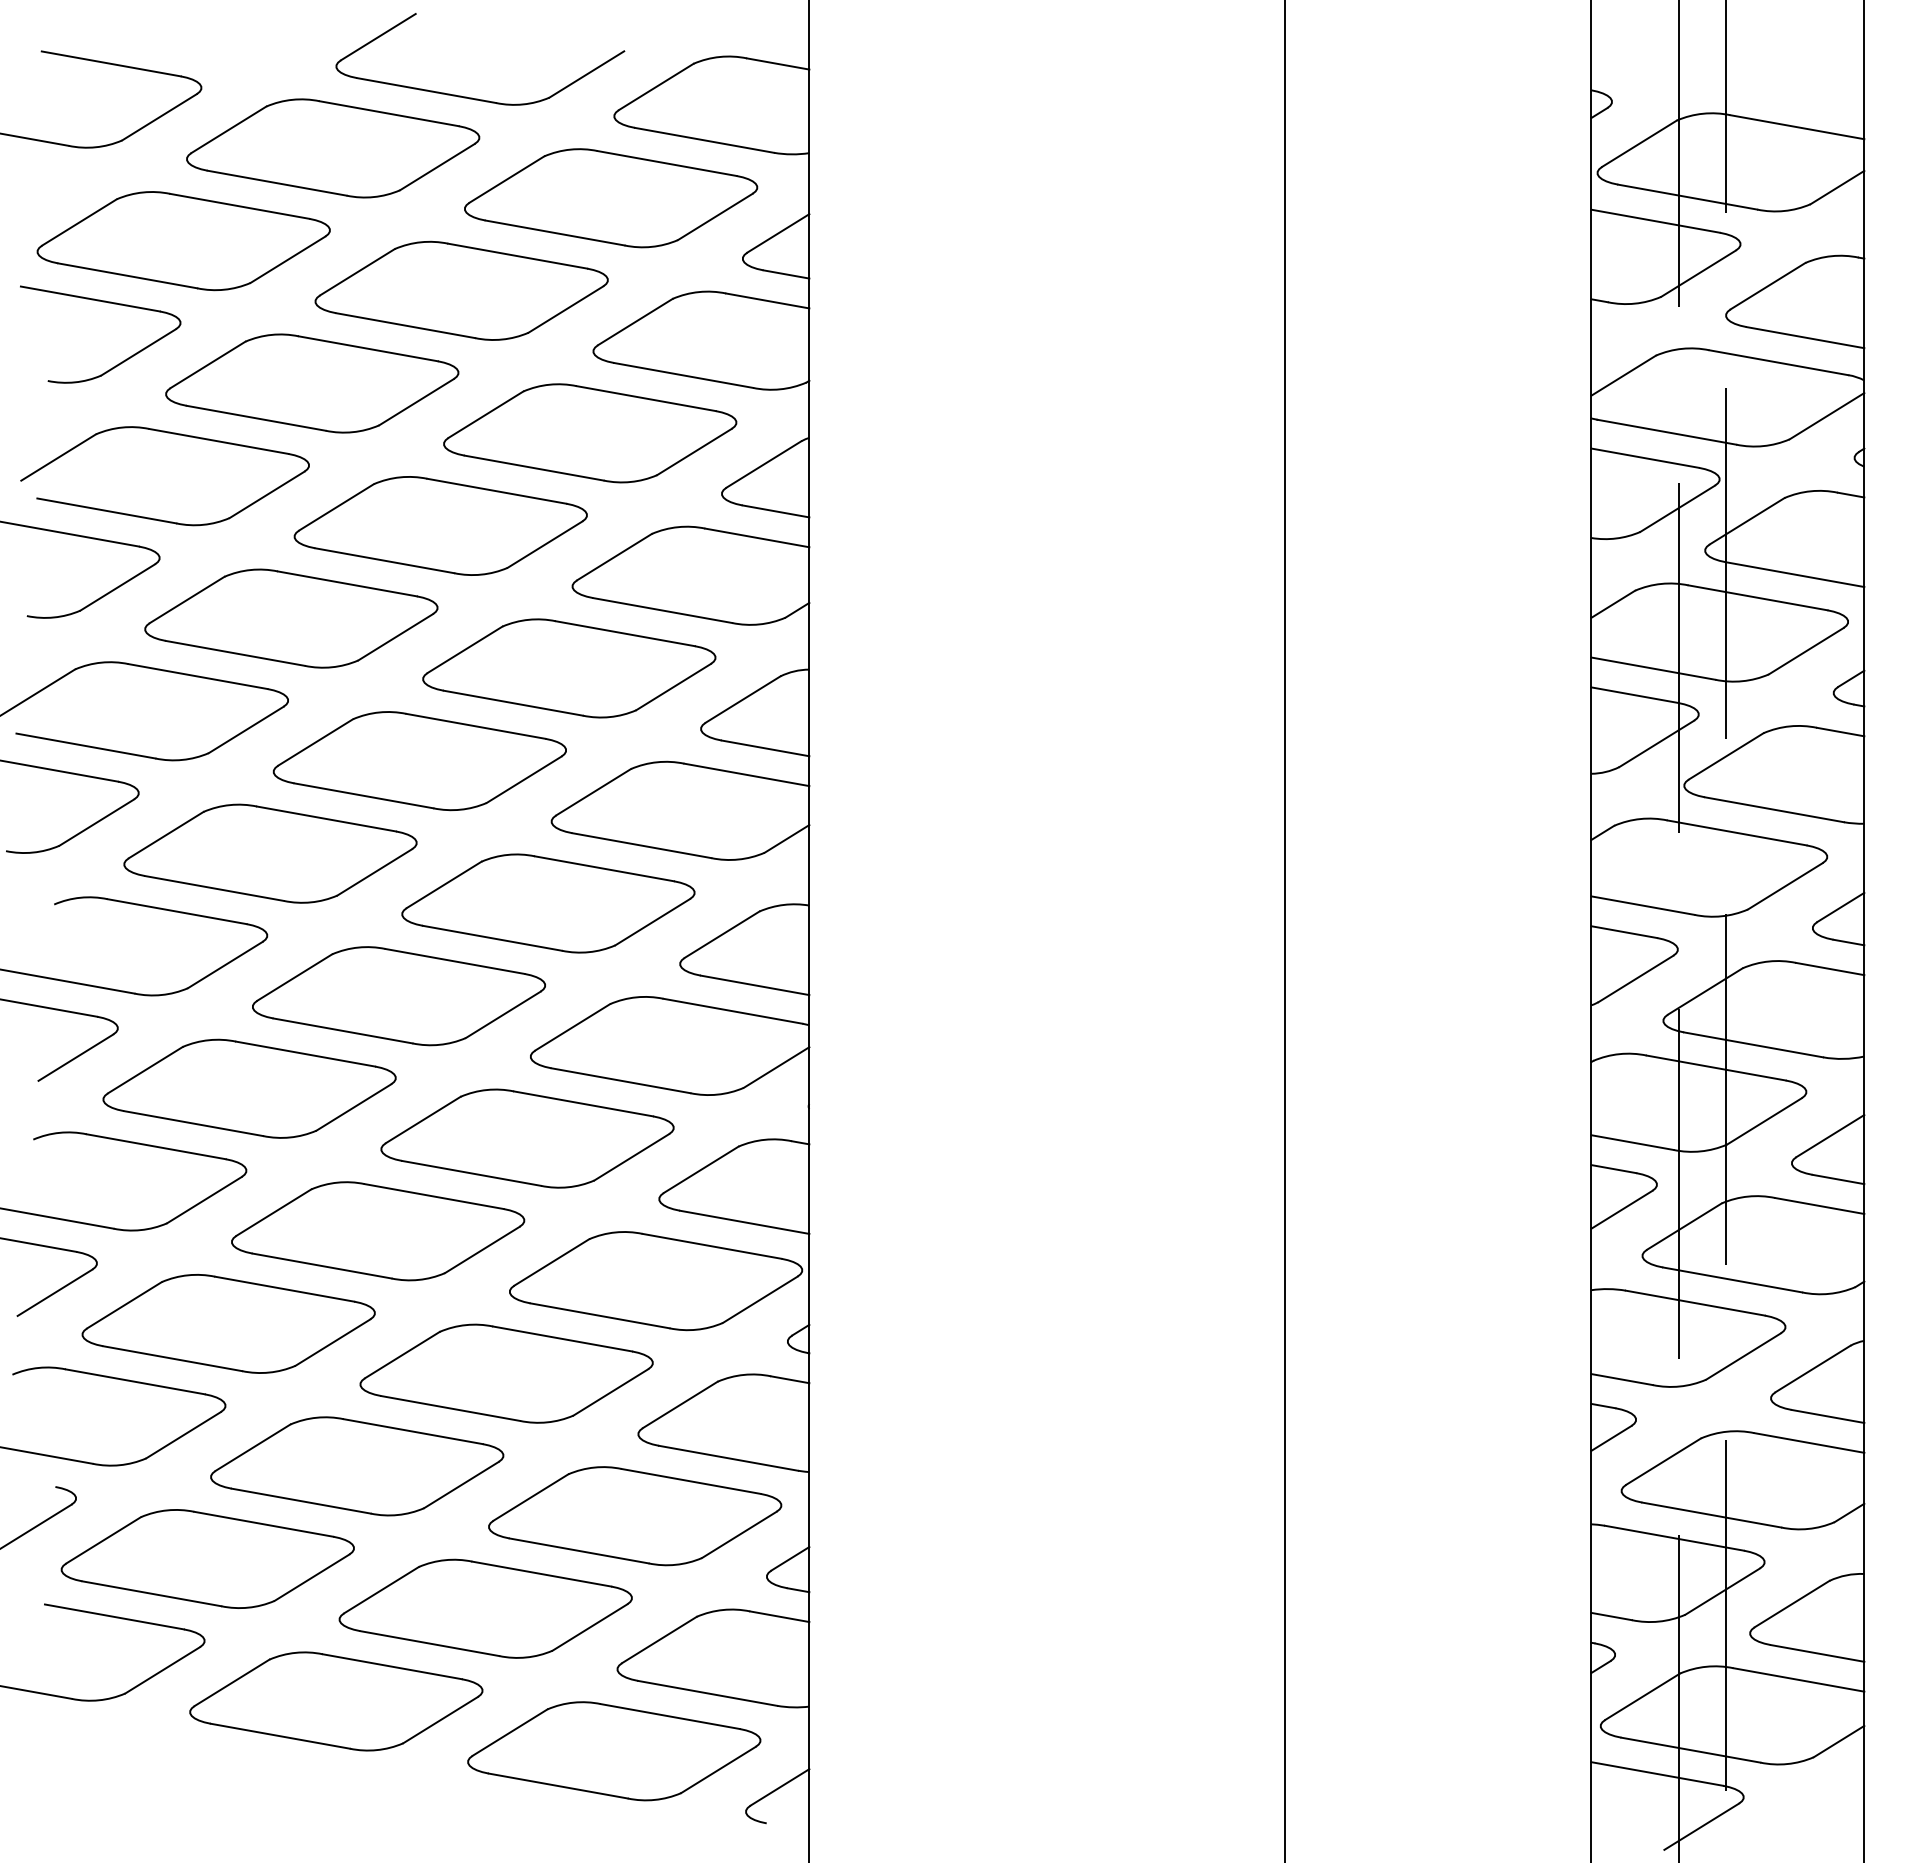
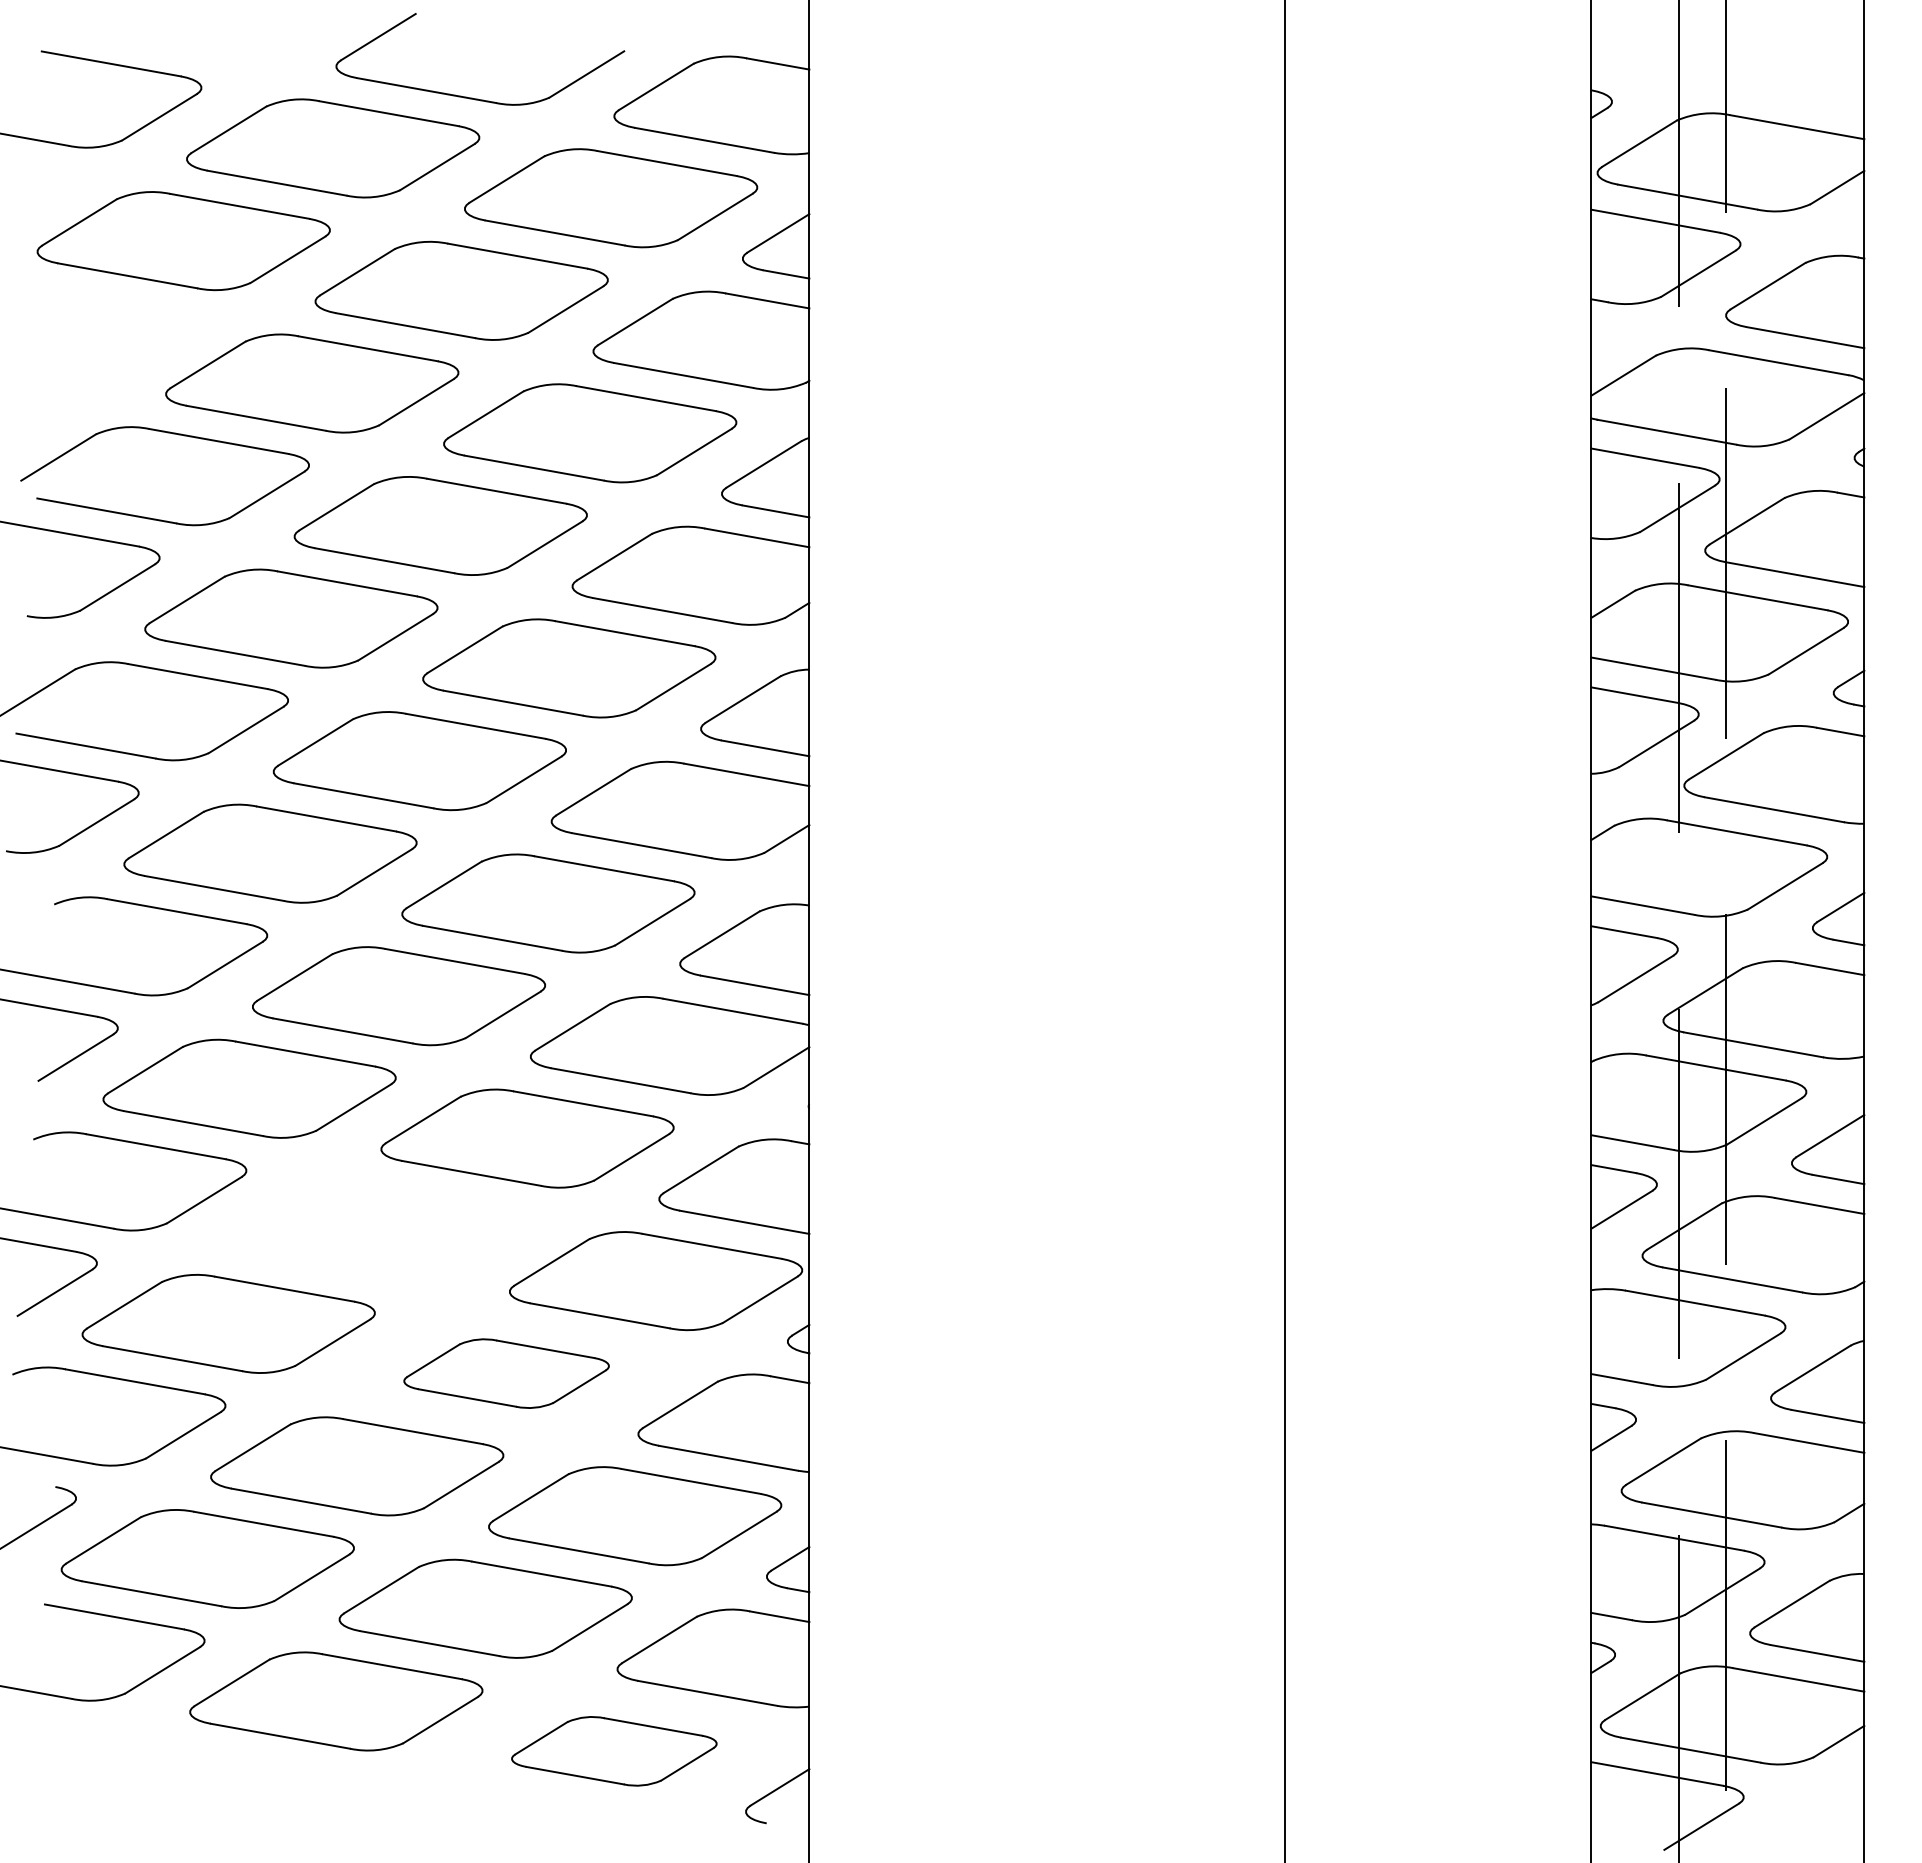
part: present -> none (108, 303)
part: present -> none (378, 1231)
part size: 295x101 px -> 207x71 px (506, 1373)
part size: 295x101 px -> 207x71 px (614, 1751)
